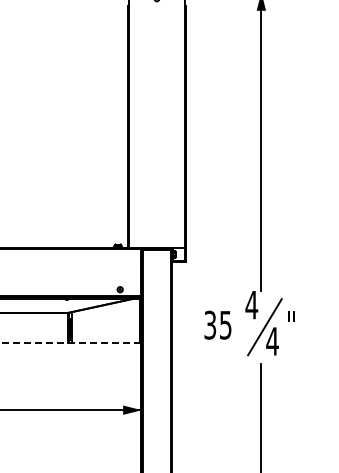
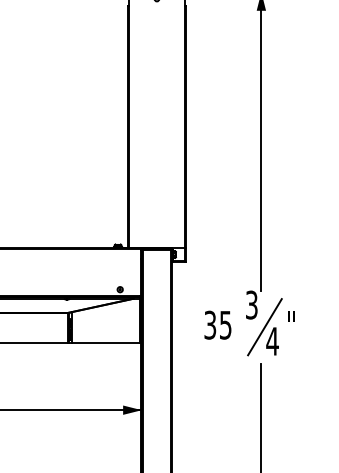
text: 4 -> 3 (251, 304)
line: dashed -> solid (70, 343)
